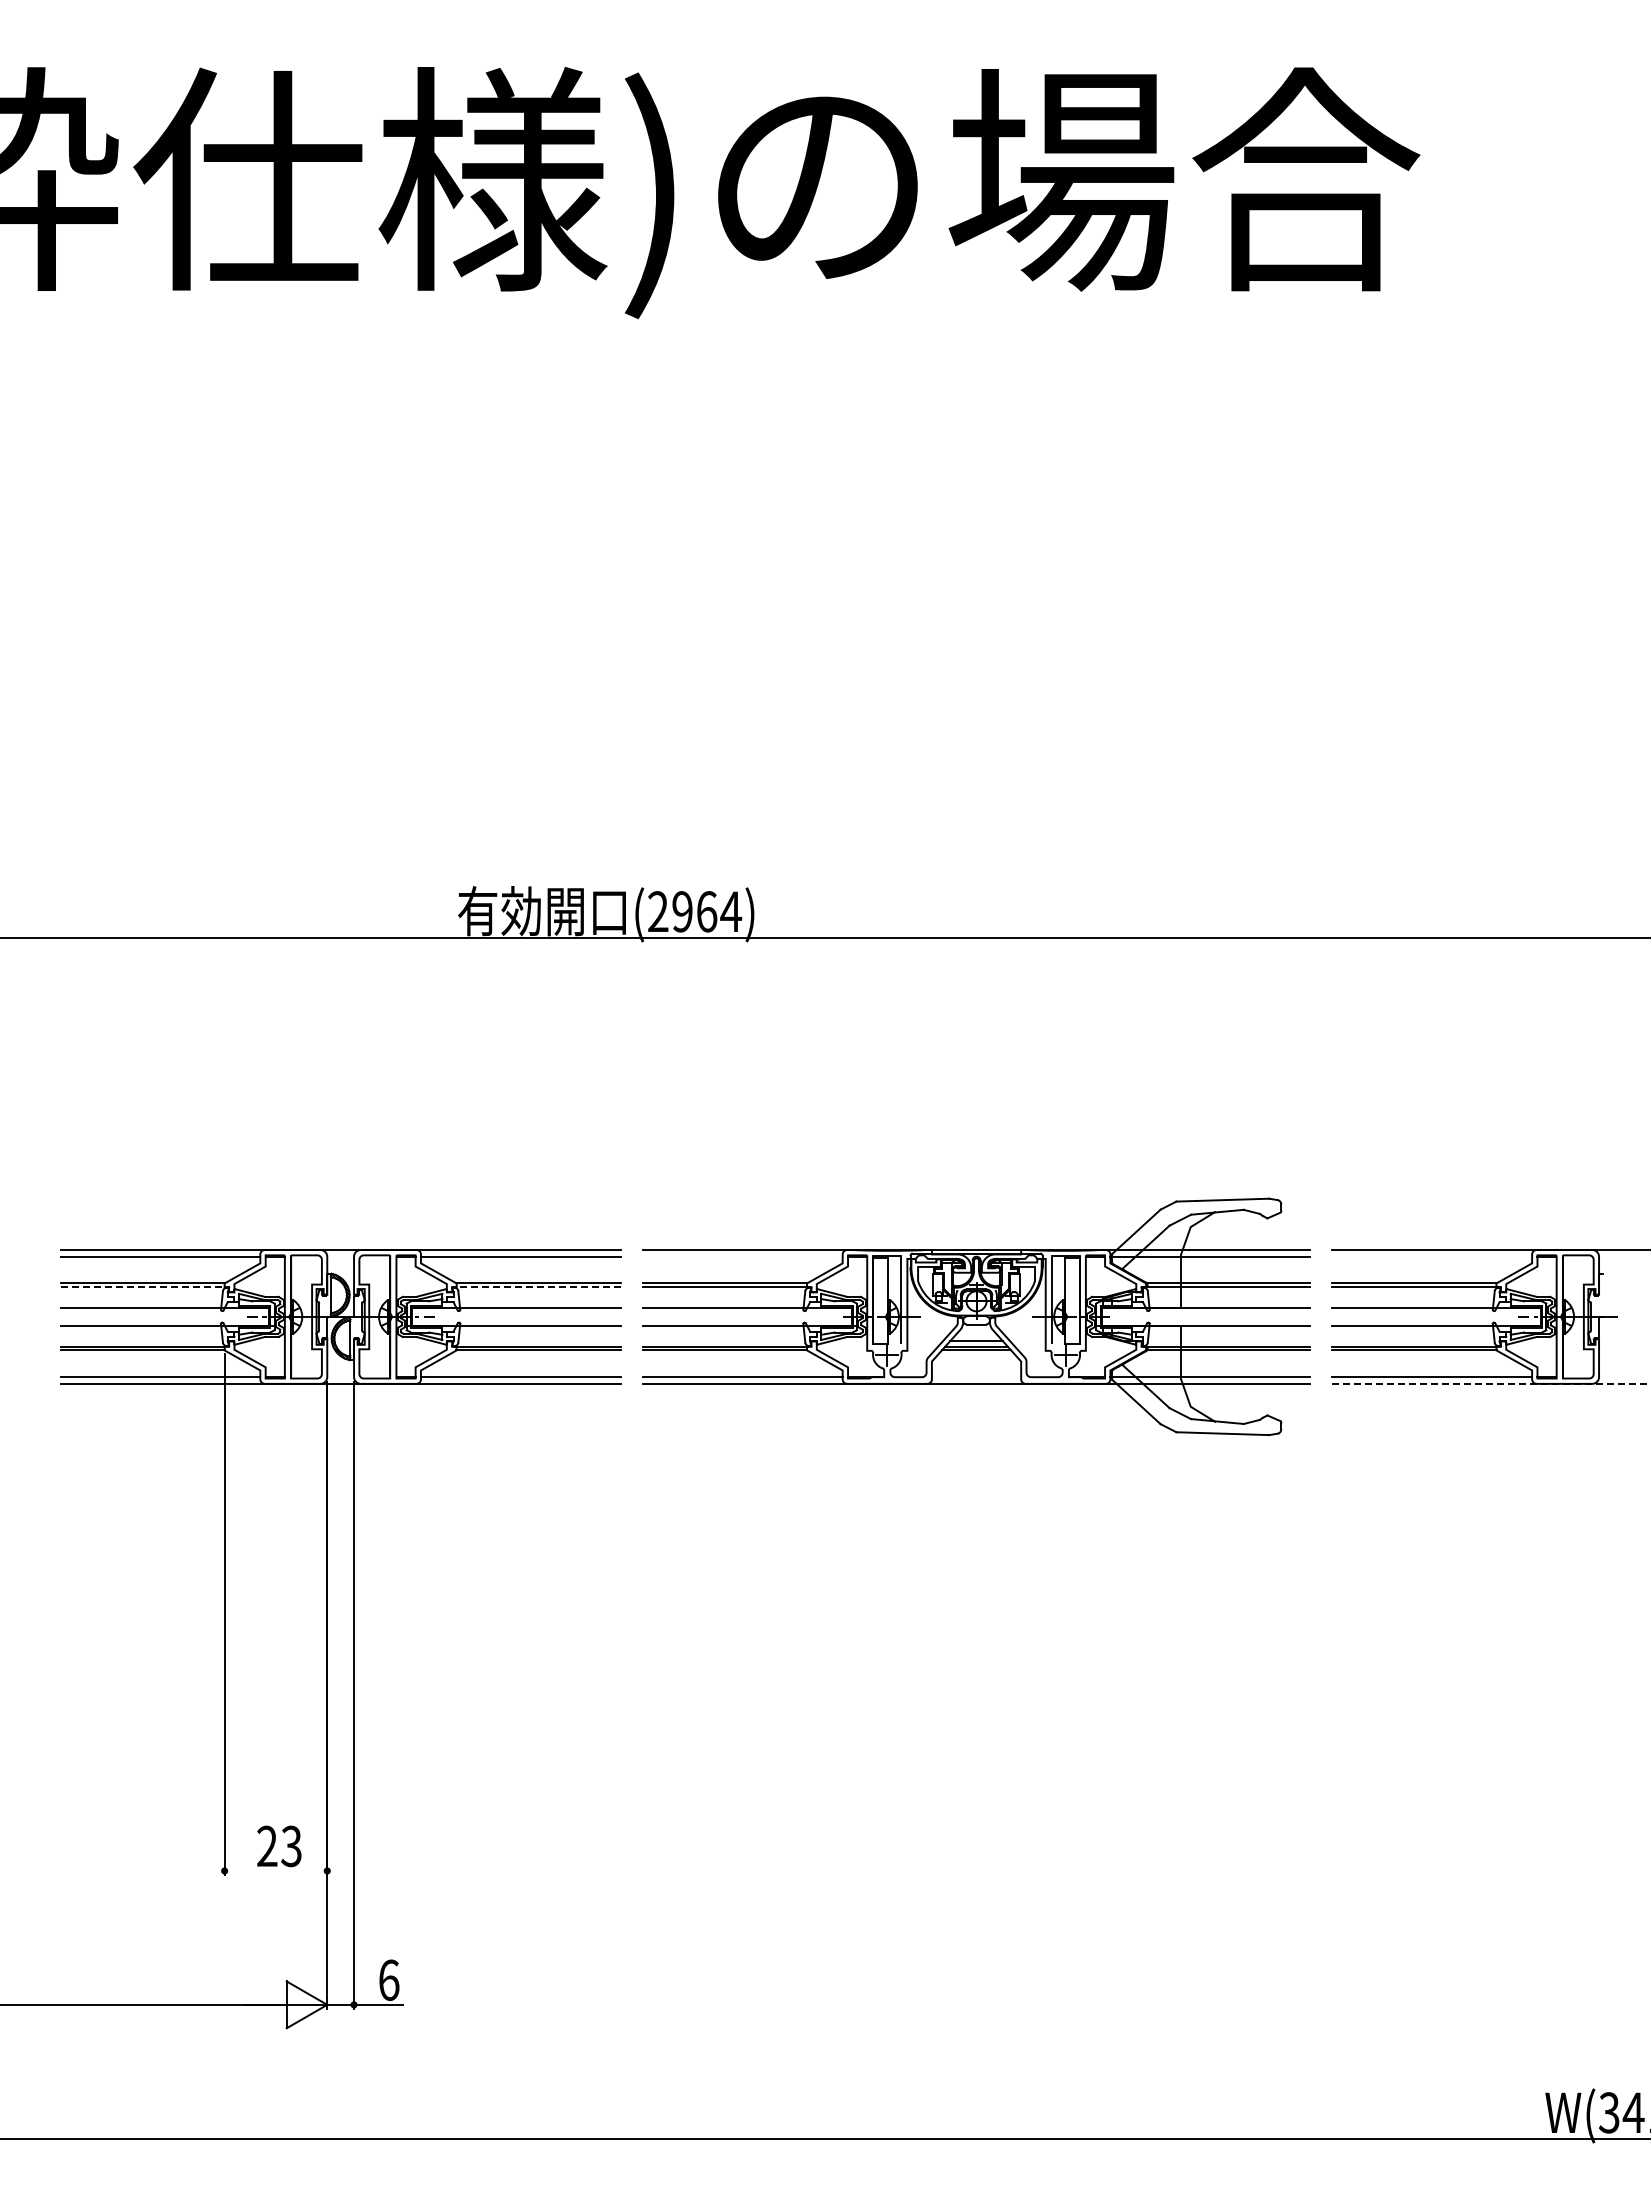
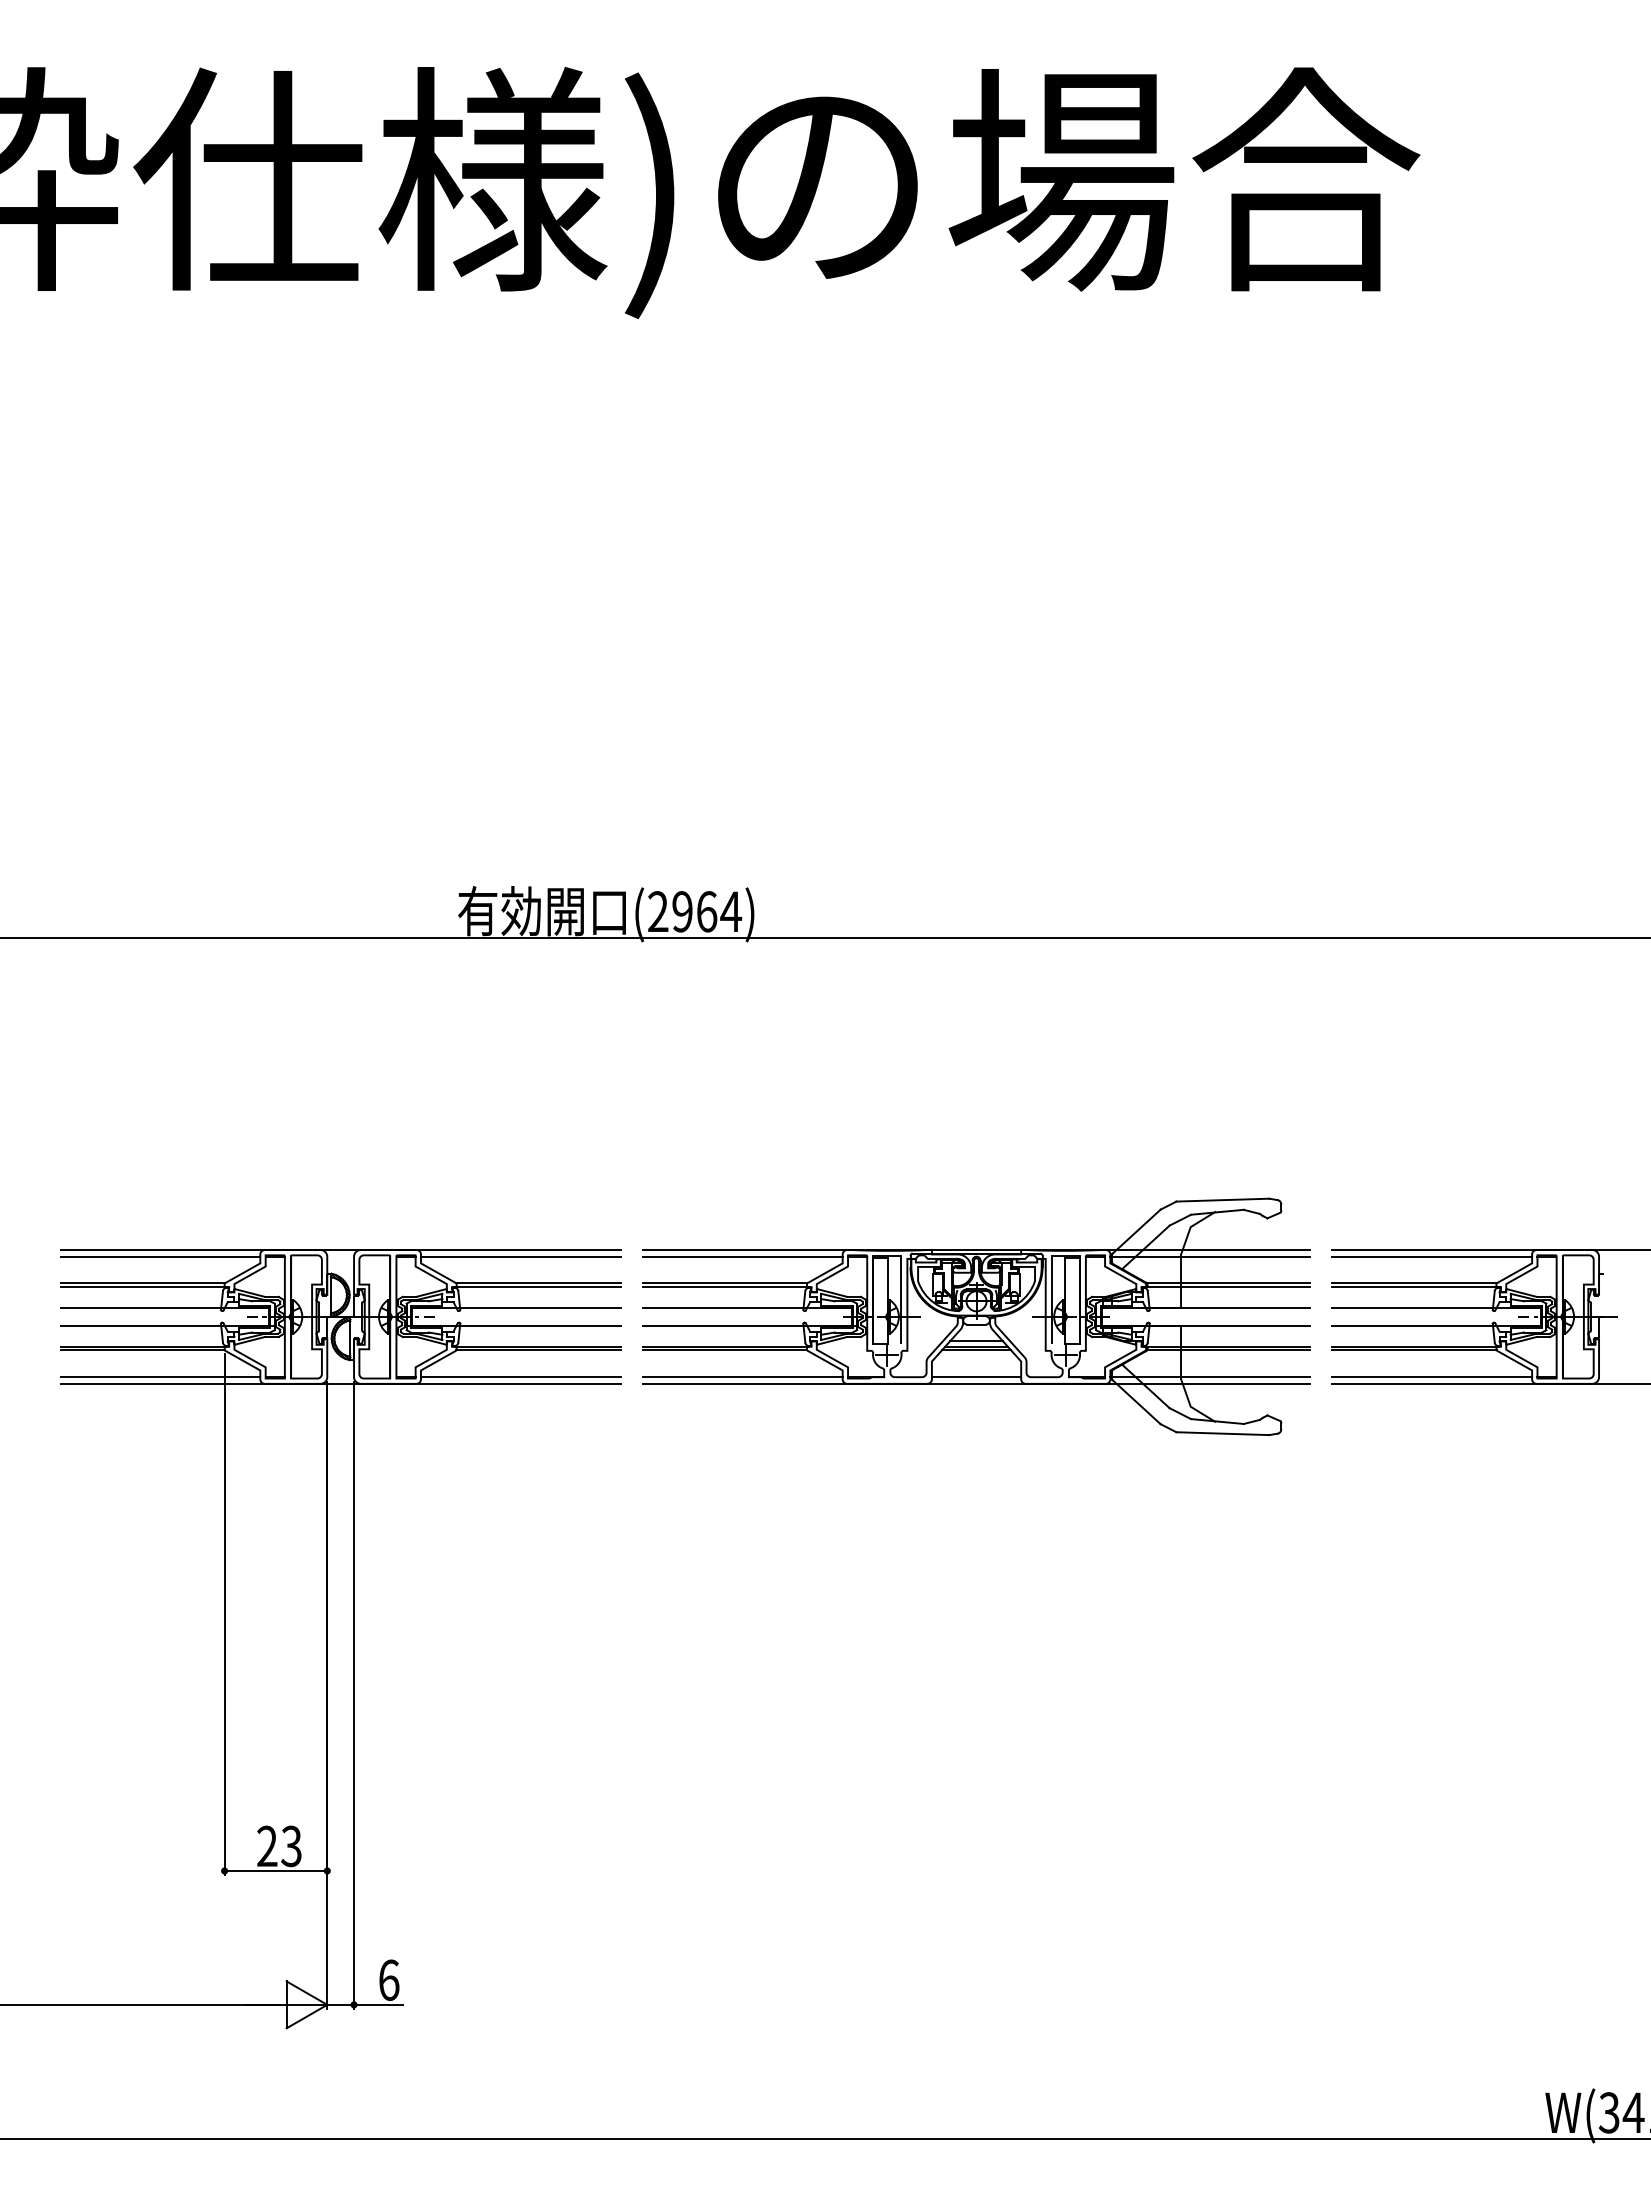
line: none -> present (742, 1256)
line: none -> present (1432, 1256)
line: dashed -> solid (143, 1287)
line: dashed -> solid (538, 1287)
line: none -> present (976, 1377)
line: dashed -> solid (1491, 1383)
line: none -> present (275, 1870)
